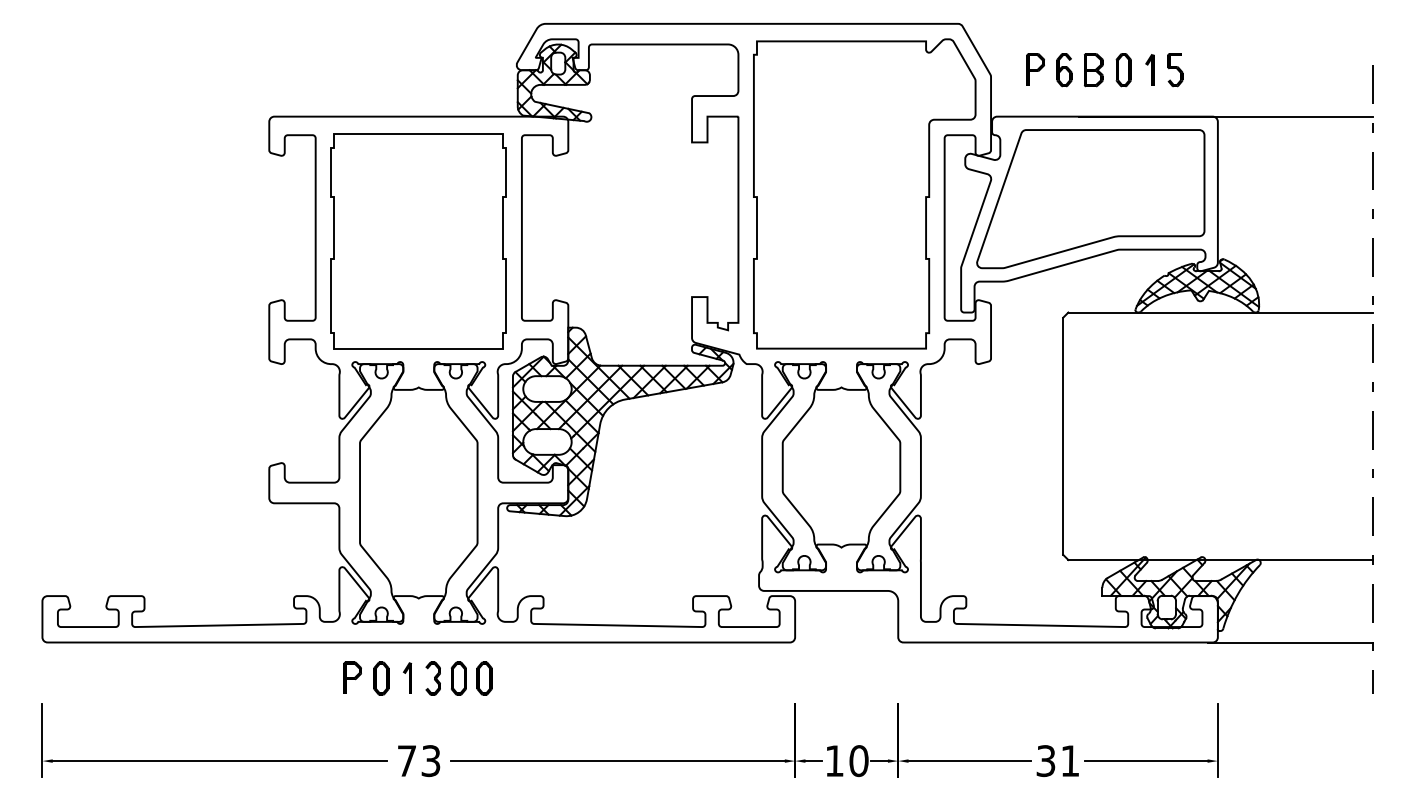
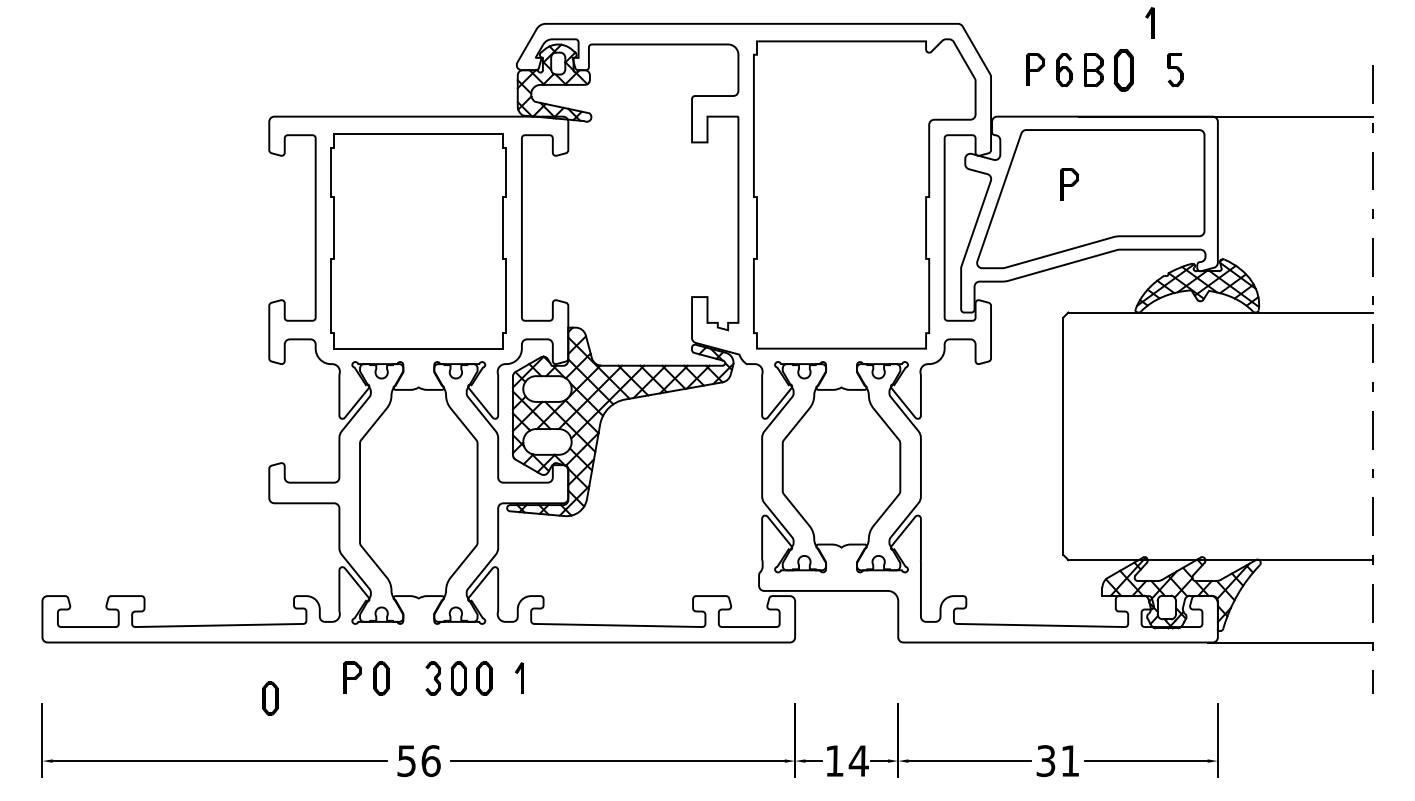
part position: (1149, 69) -> (1149, 22) (1149, 22)
part size: 17x35 px -> 21x44 px (1123, 69)
part: none -> present (1069, 184)
part position: (407, 677) -> (519, 677) (519, 677)
part: none -> present (270, 698)
text: 73 -> 56 (418, 761)
text: 10 -> 14 (858, 761)
